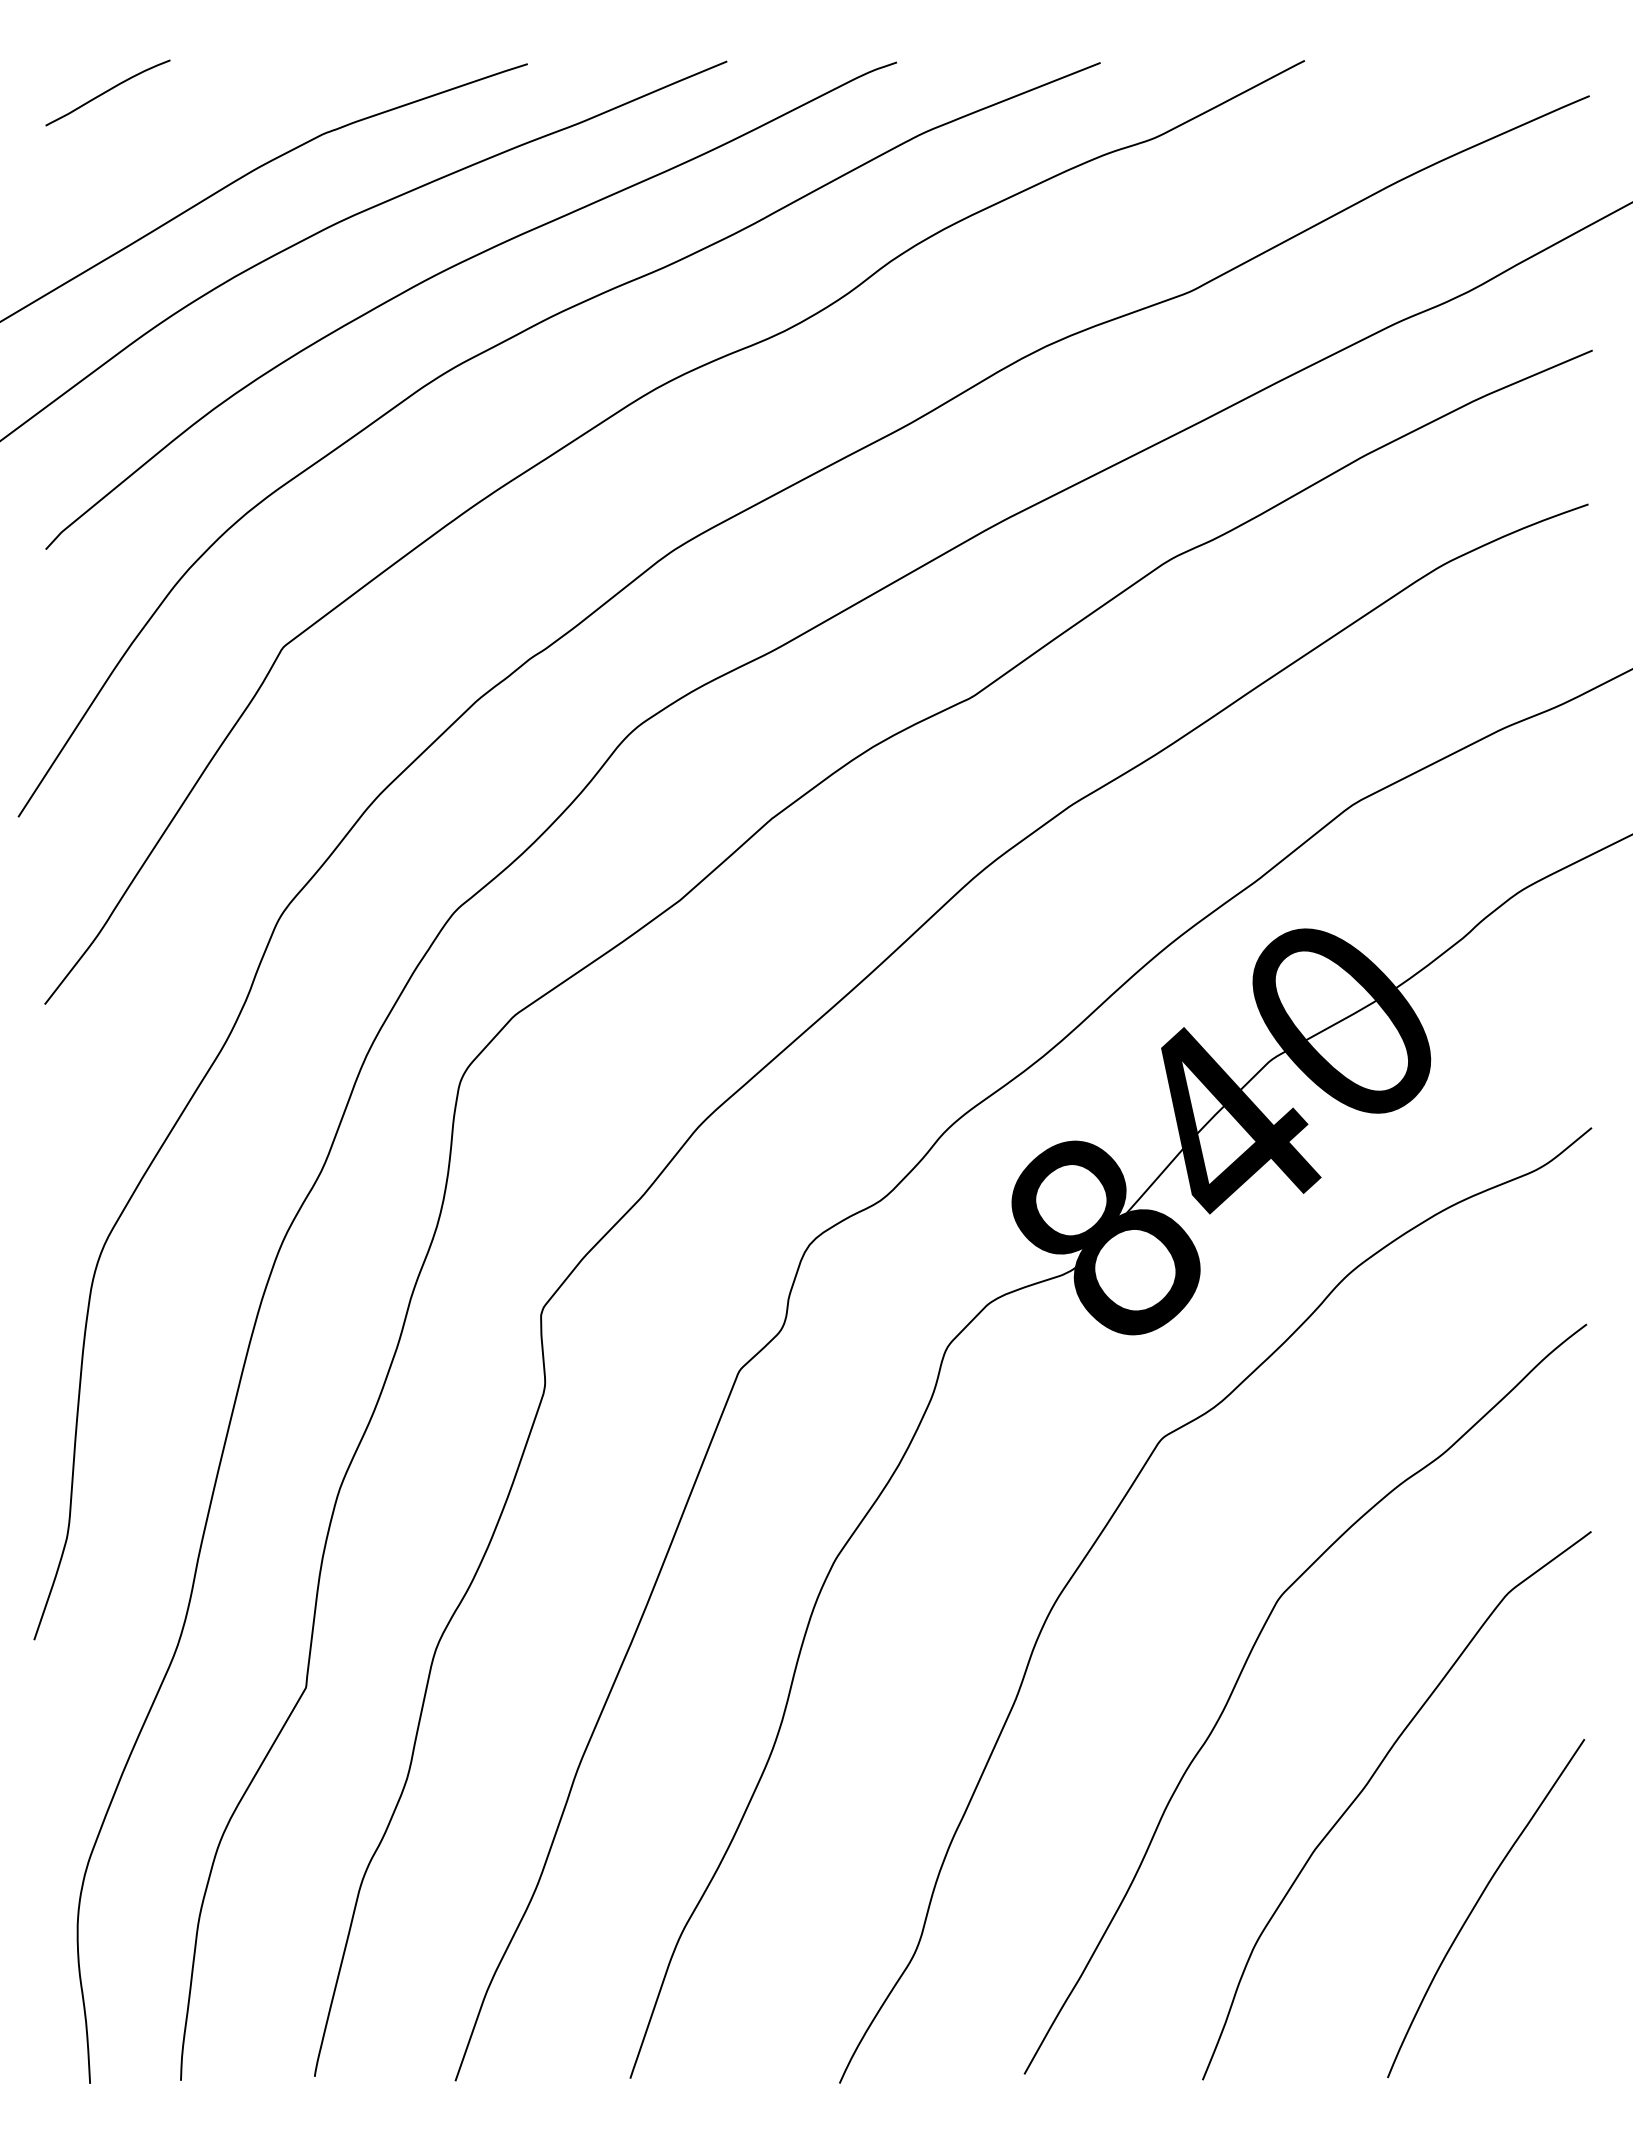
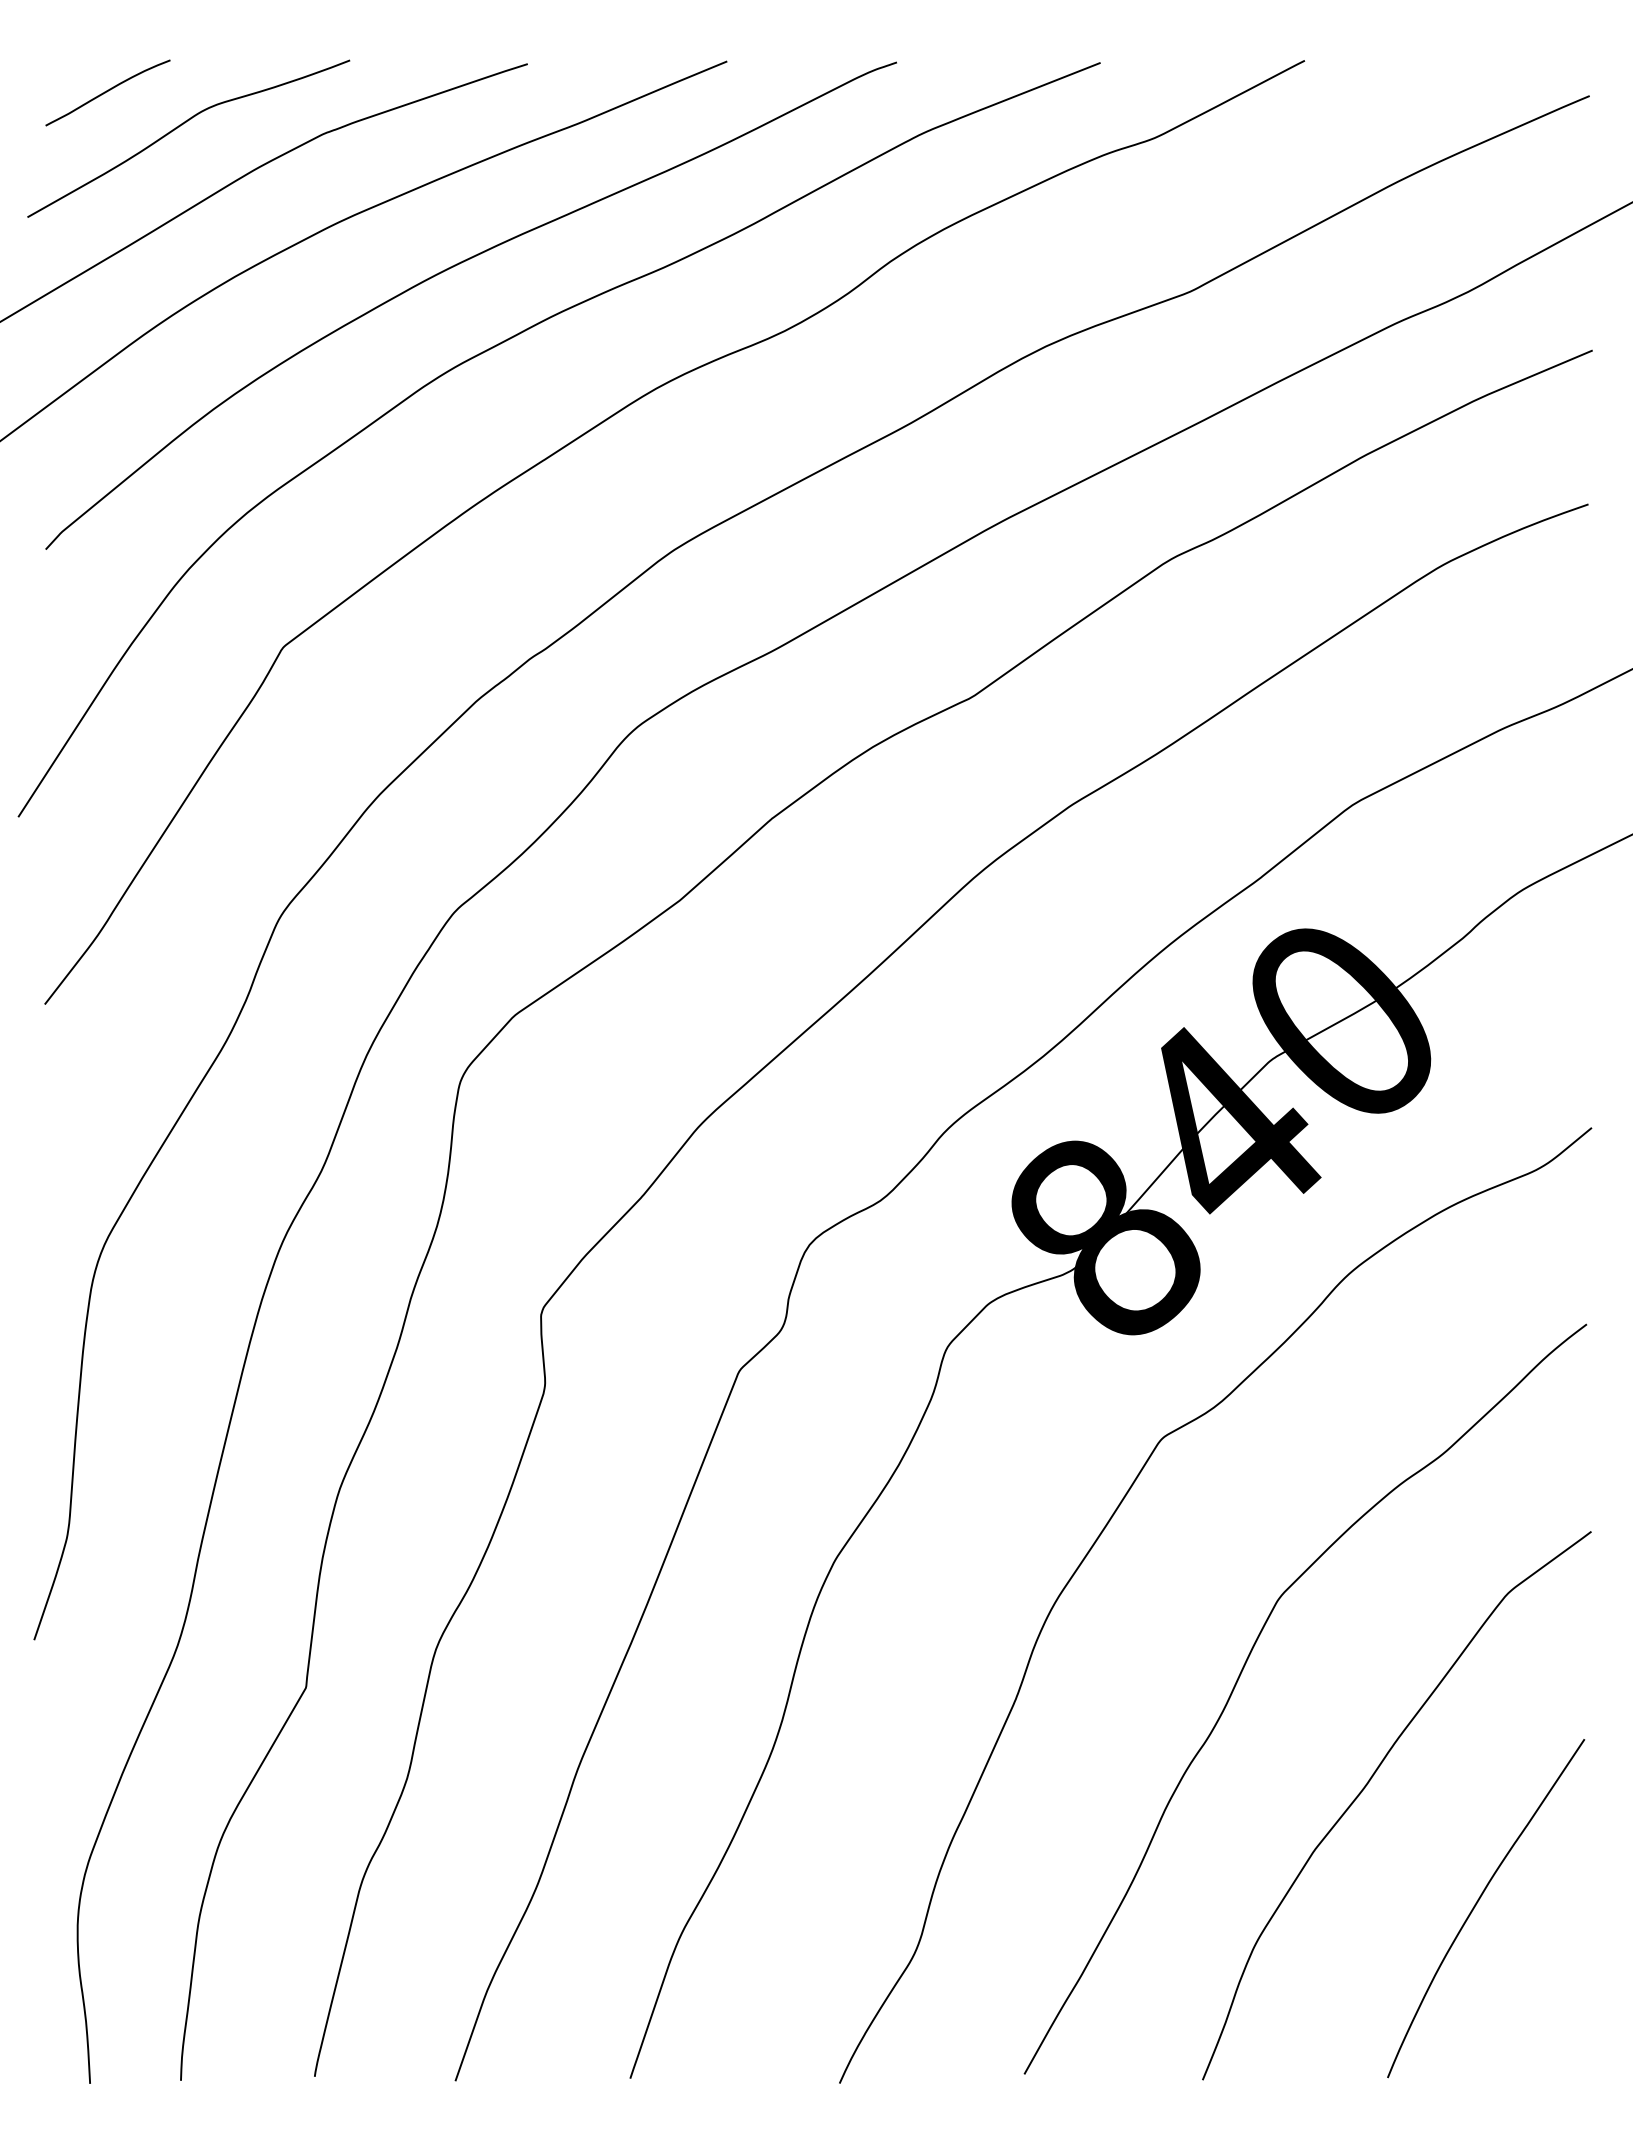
curve: none -> present (179, 127)
